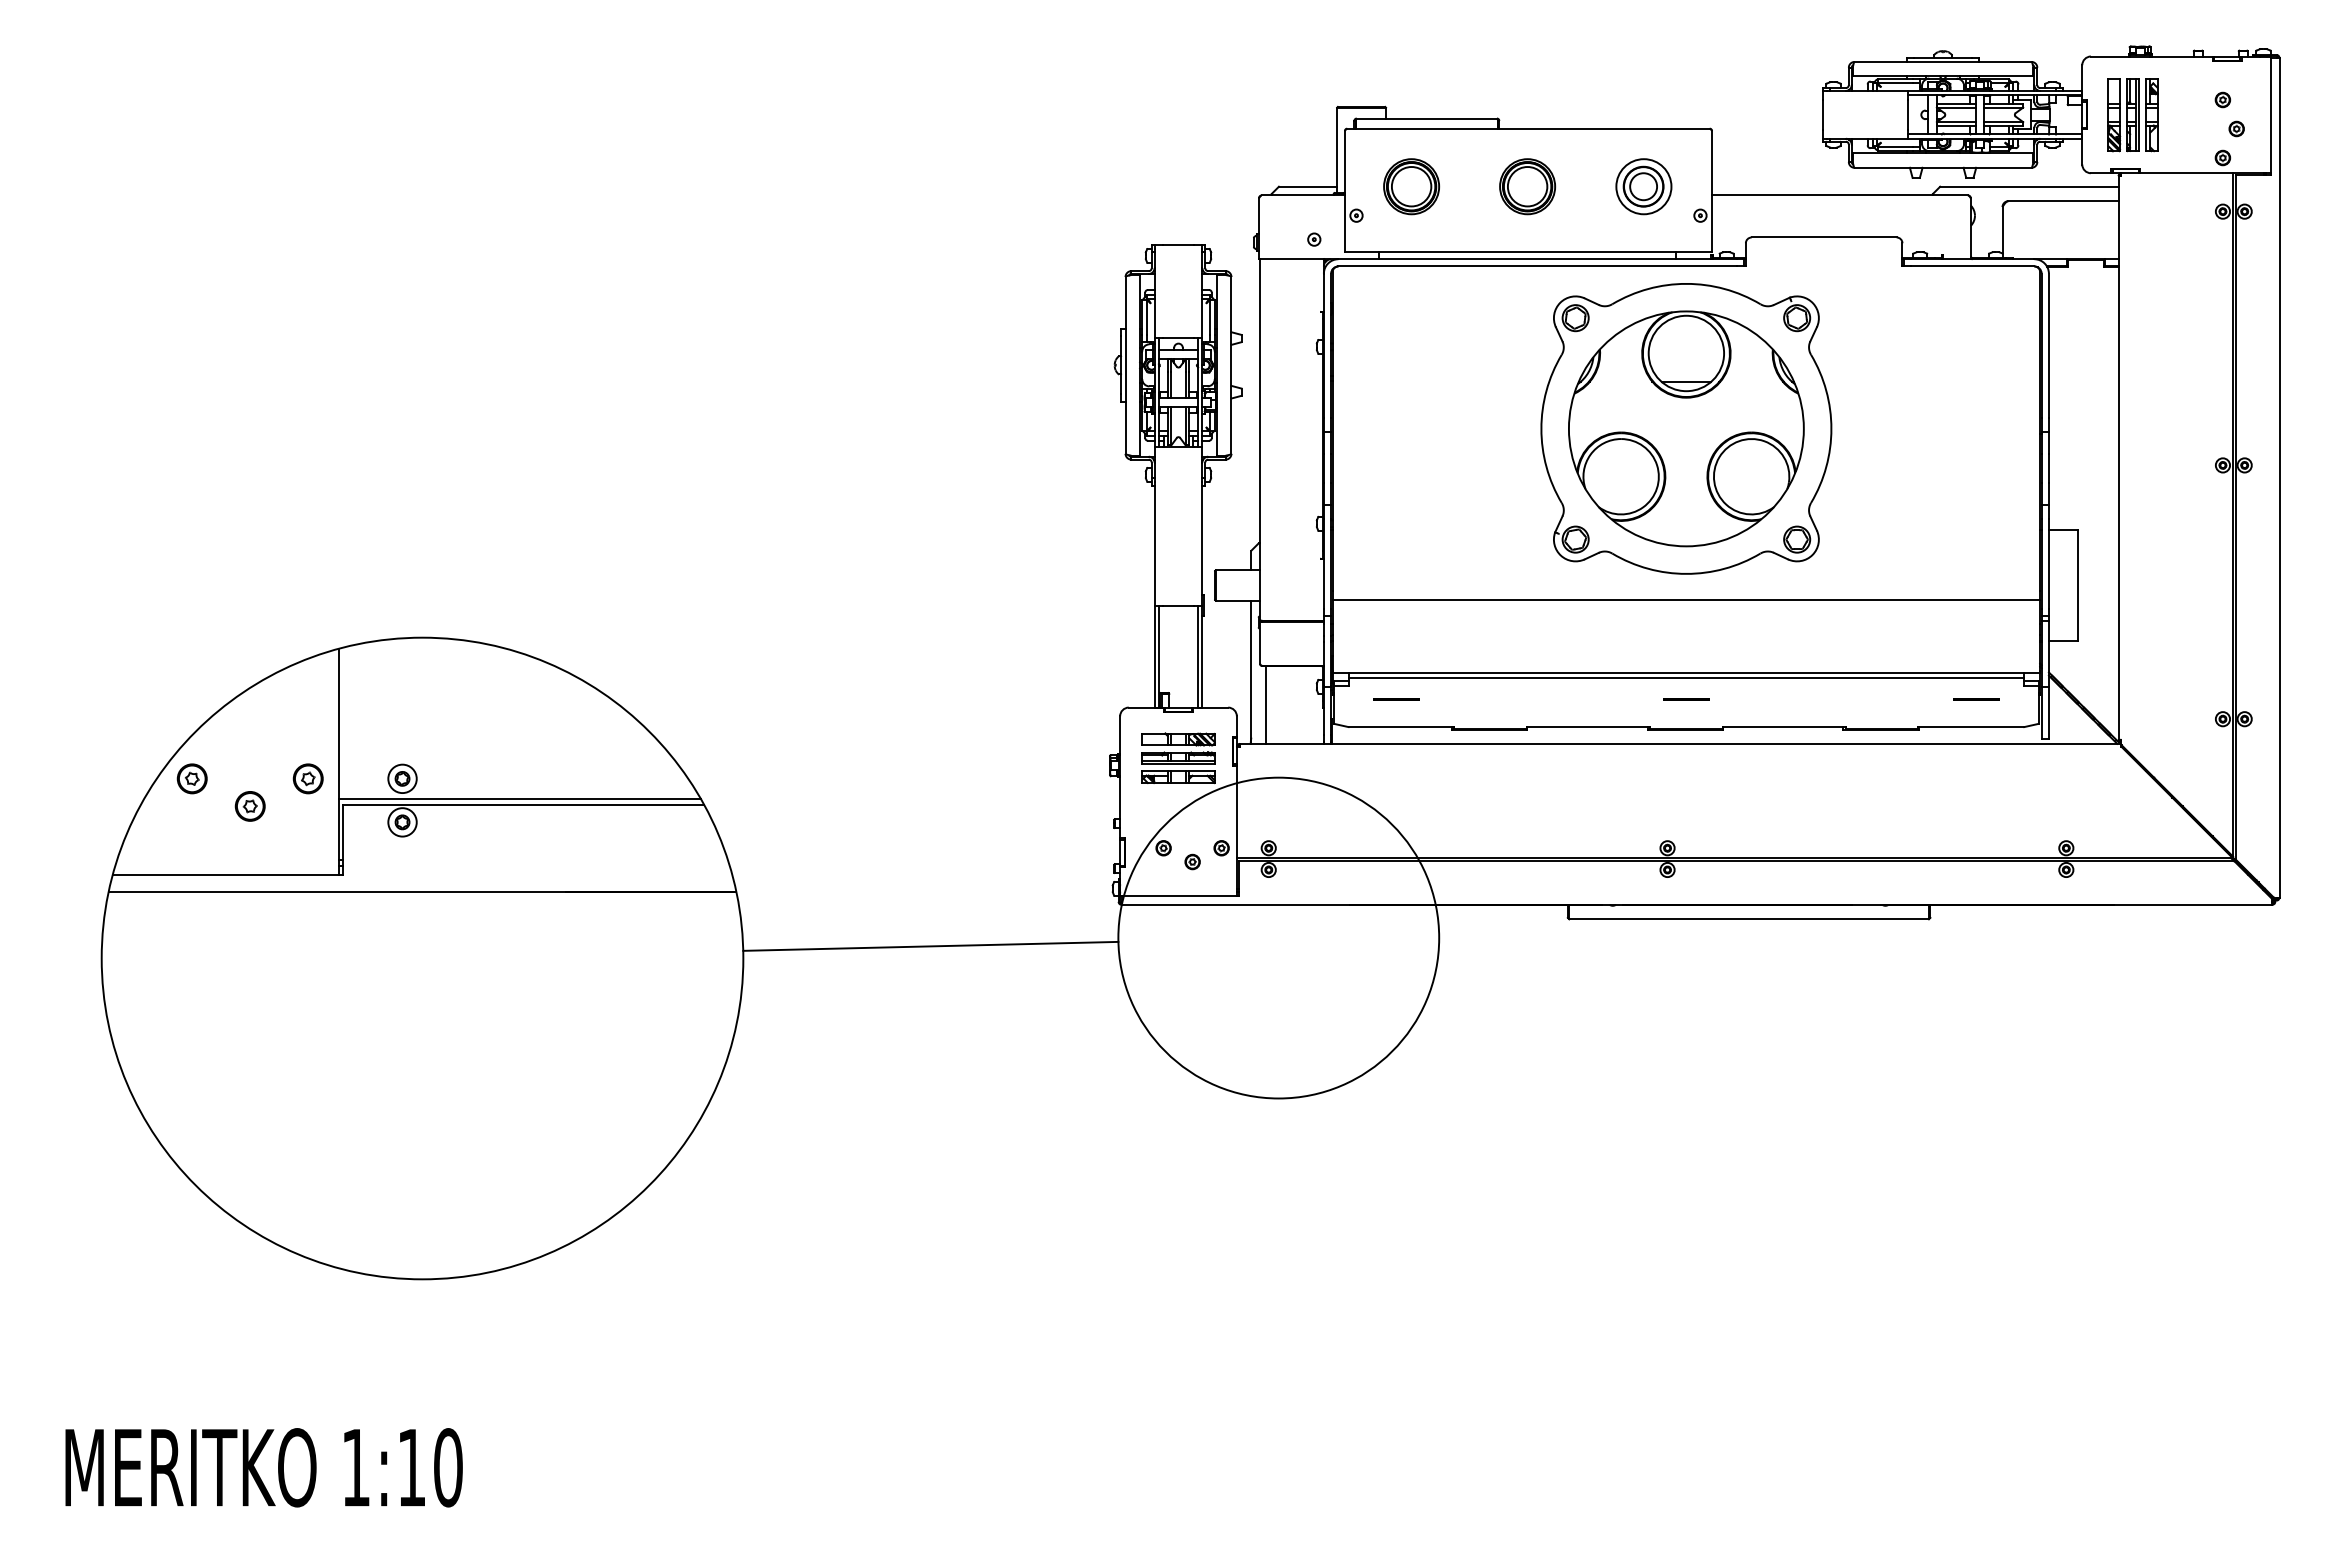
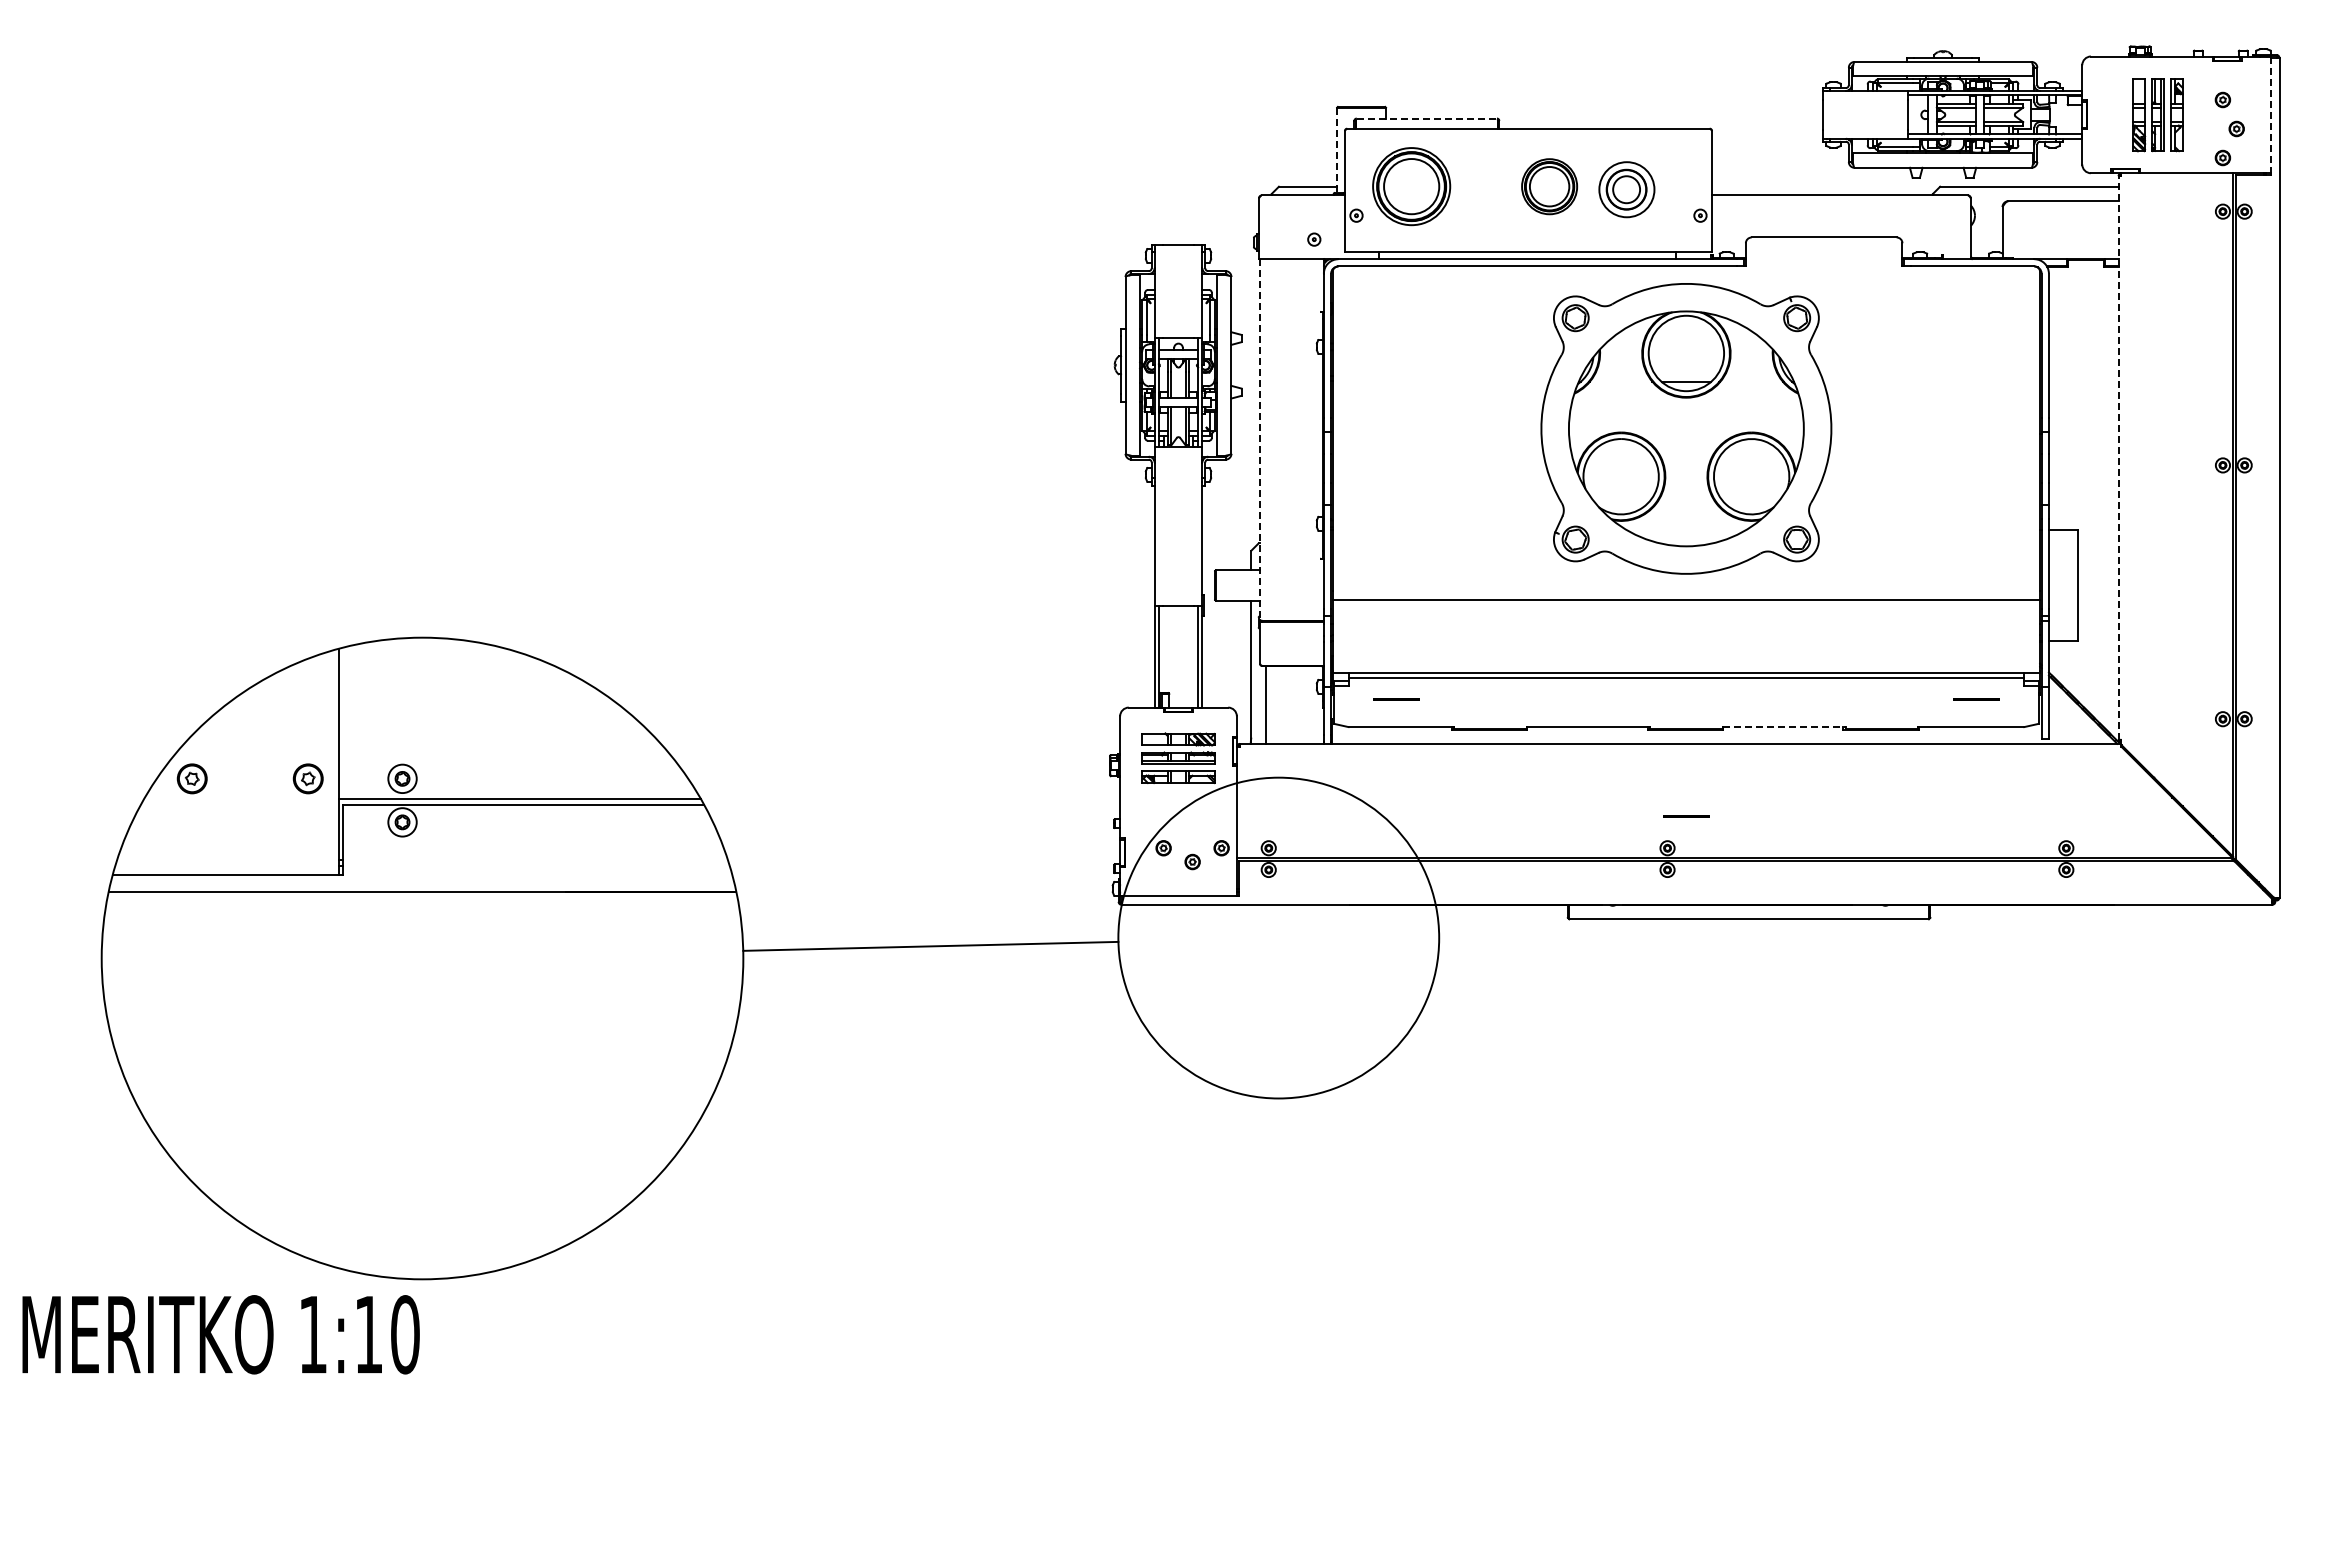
part position: (2132, 115) -> (2157, 115) (2157, 115)
line: solid -> dashed (2270, 115)
line: solid -> dashed (1427, 118)
line: solid -> dashed (1337, 150)
part size: 57x58 px -> 80x80 px (1411, 186)
part position: (1527, 186) -> (1549, 186) (1549, 186)
part position: (1643, 186) -> (1626, 189) (1626, 189)
line: solid -> dashed (1260, 440)
line: solid -> dashed (2118, 457)
line position: (1686, 699) -> (1686, 816) (1686, 816)
line: solid -> dashed (1784, 727)
part: present -> none (249, 806)
text position: (263, 1467) -> (220, 1334) (220, 1334)
